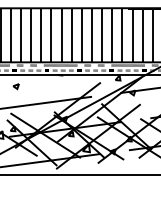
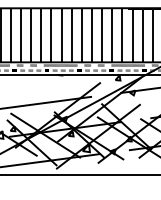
part: present -> none (15, 86)
